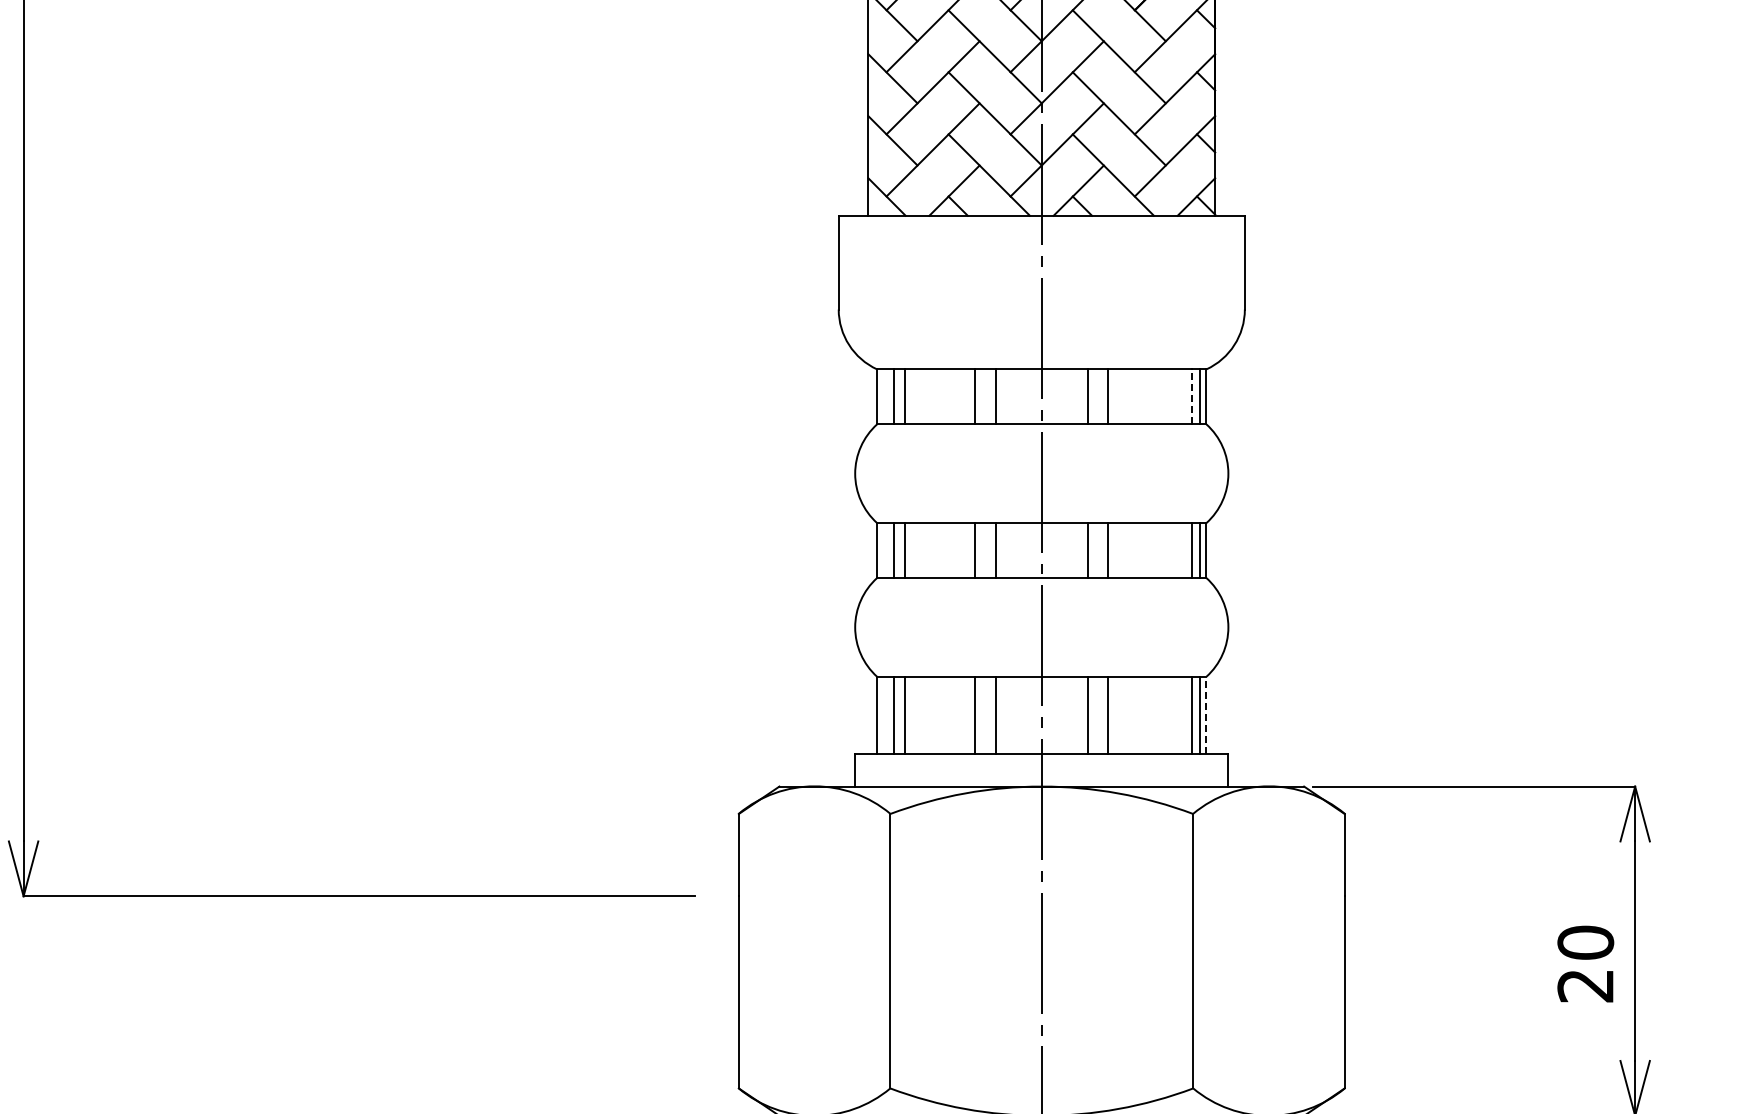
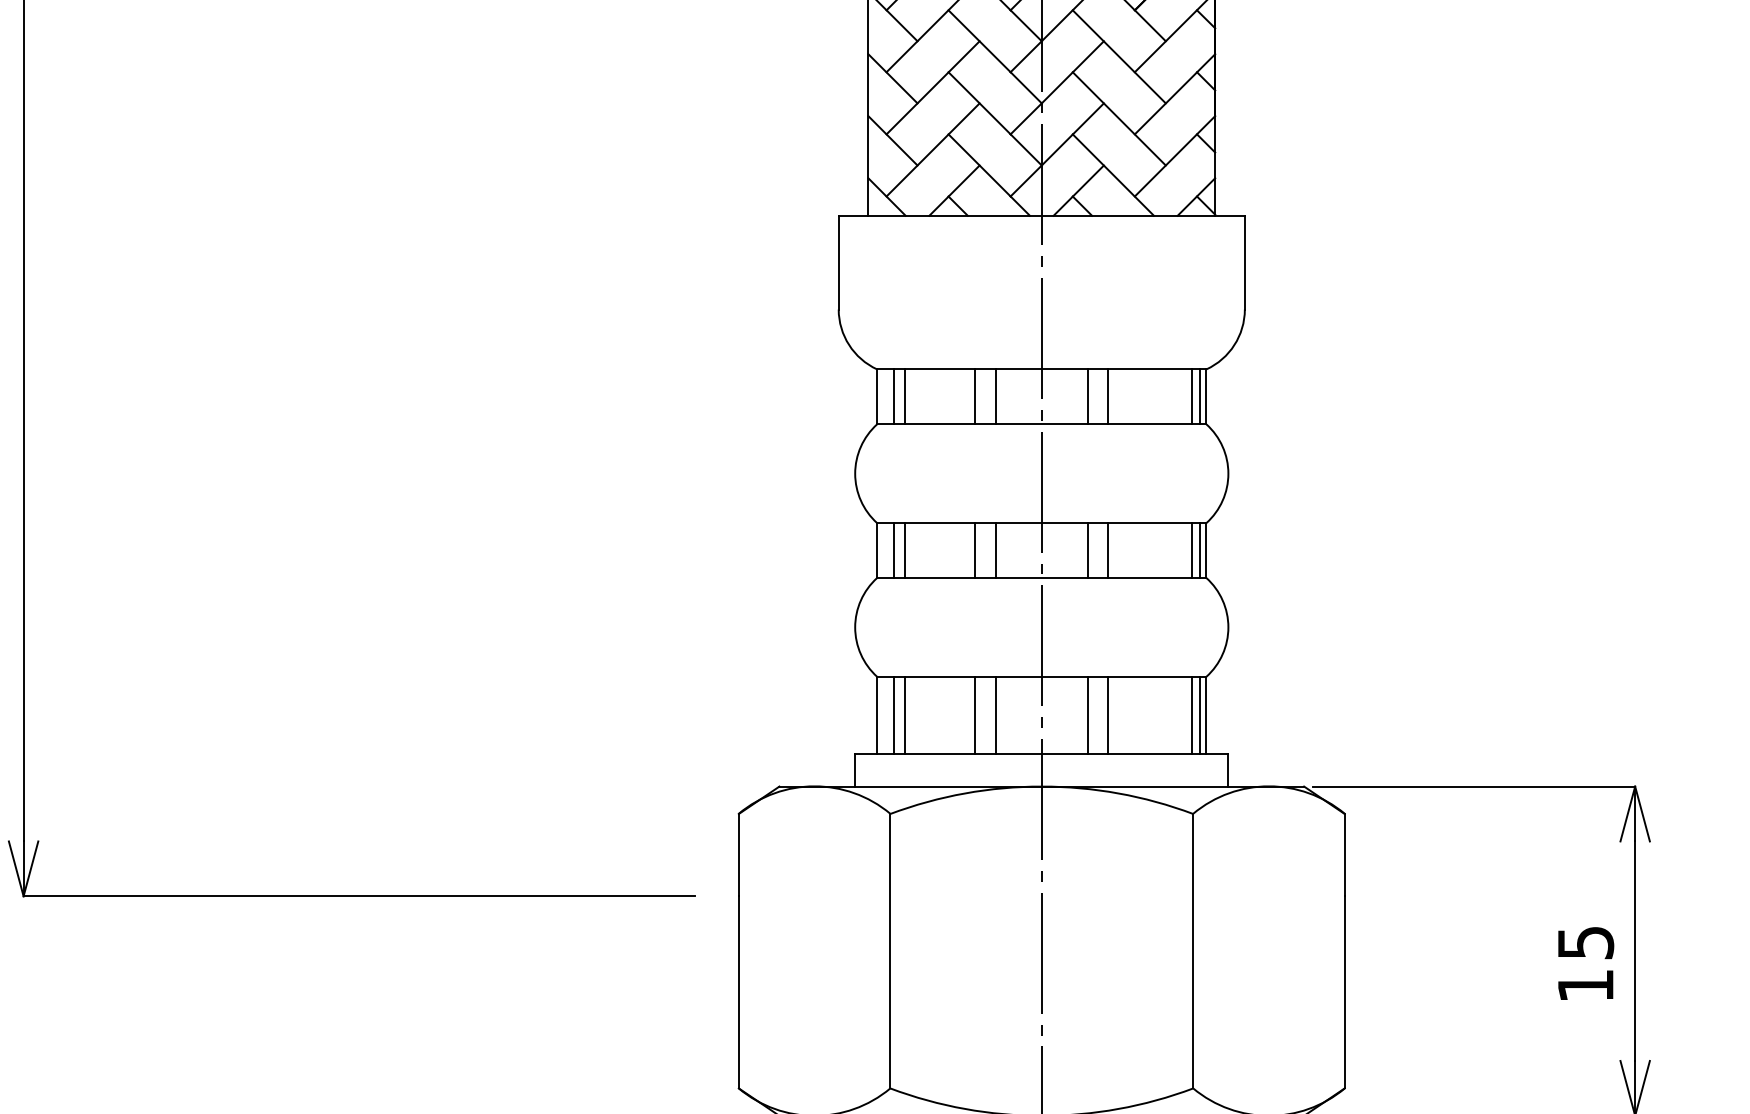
line: dashed -> solid (1192, 396)
line: dashed -> solid (1206, 714)
text: 20 -> 15 (1585, 963)
